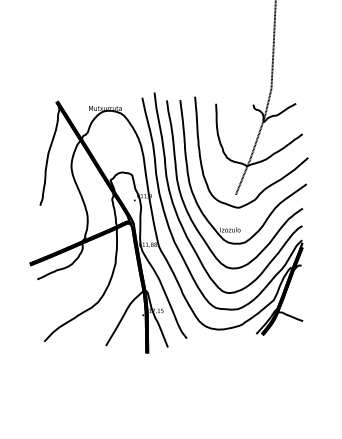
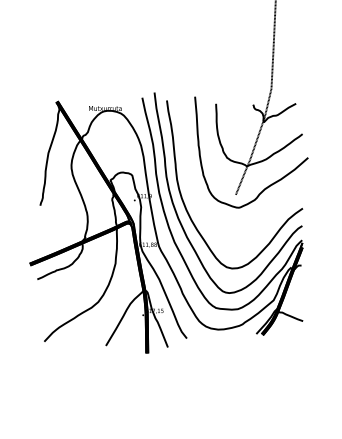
part: present -> none (276, 205)
